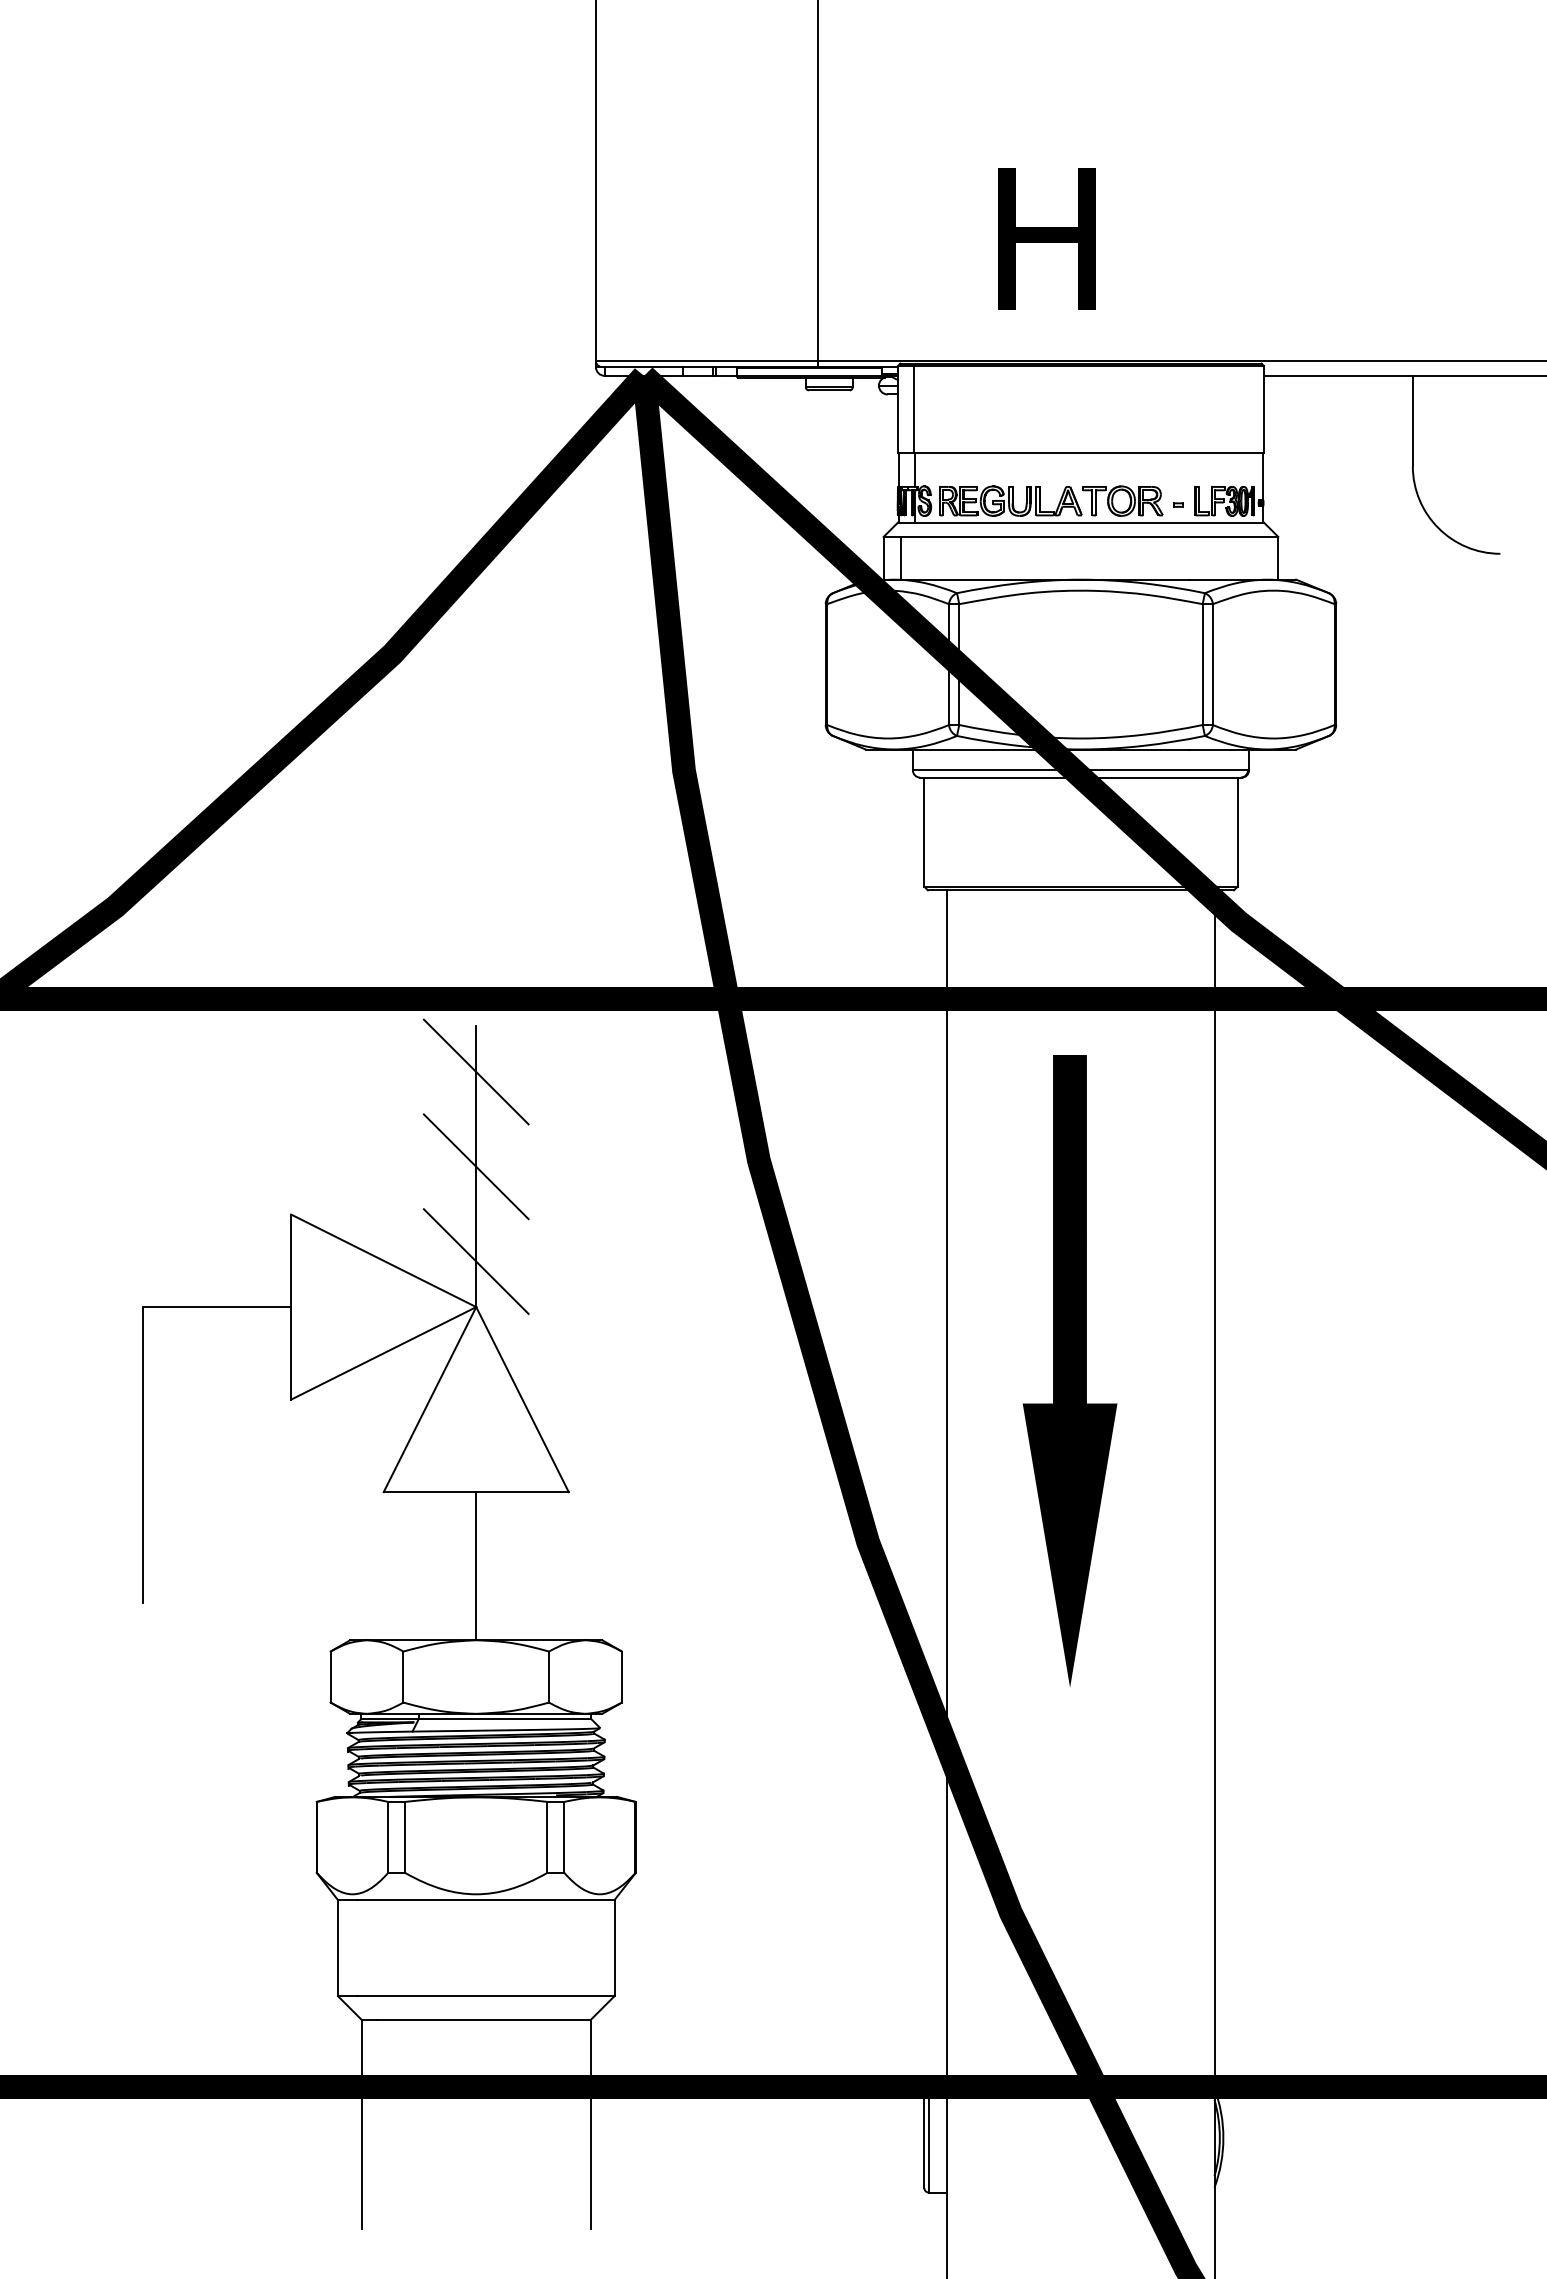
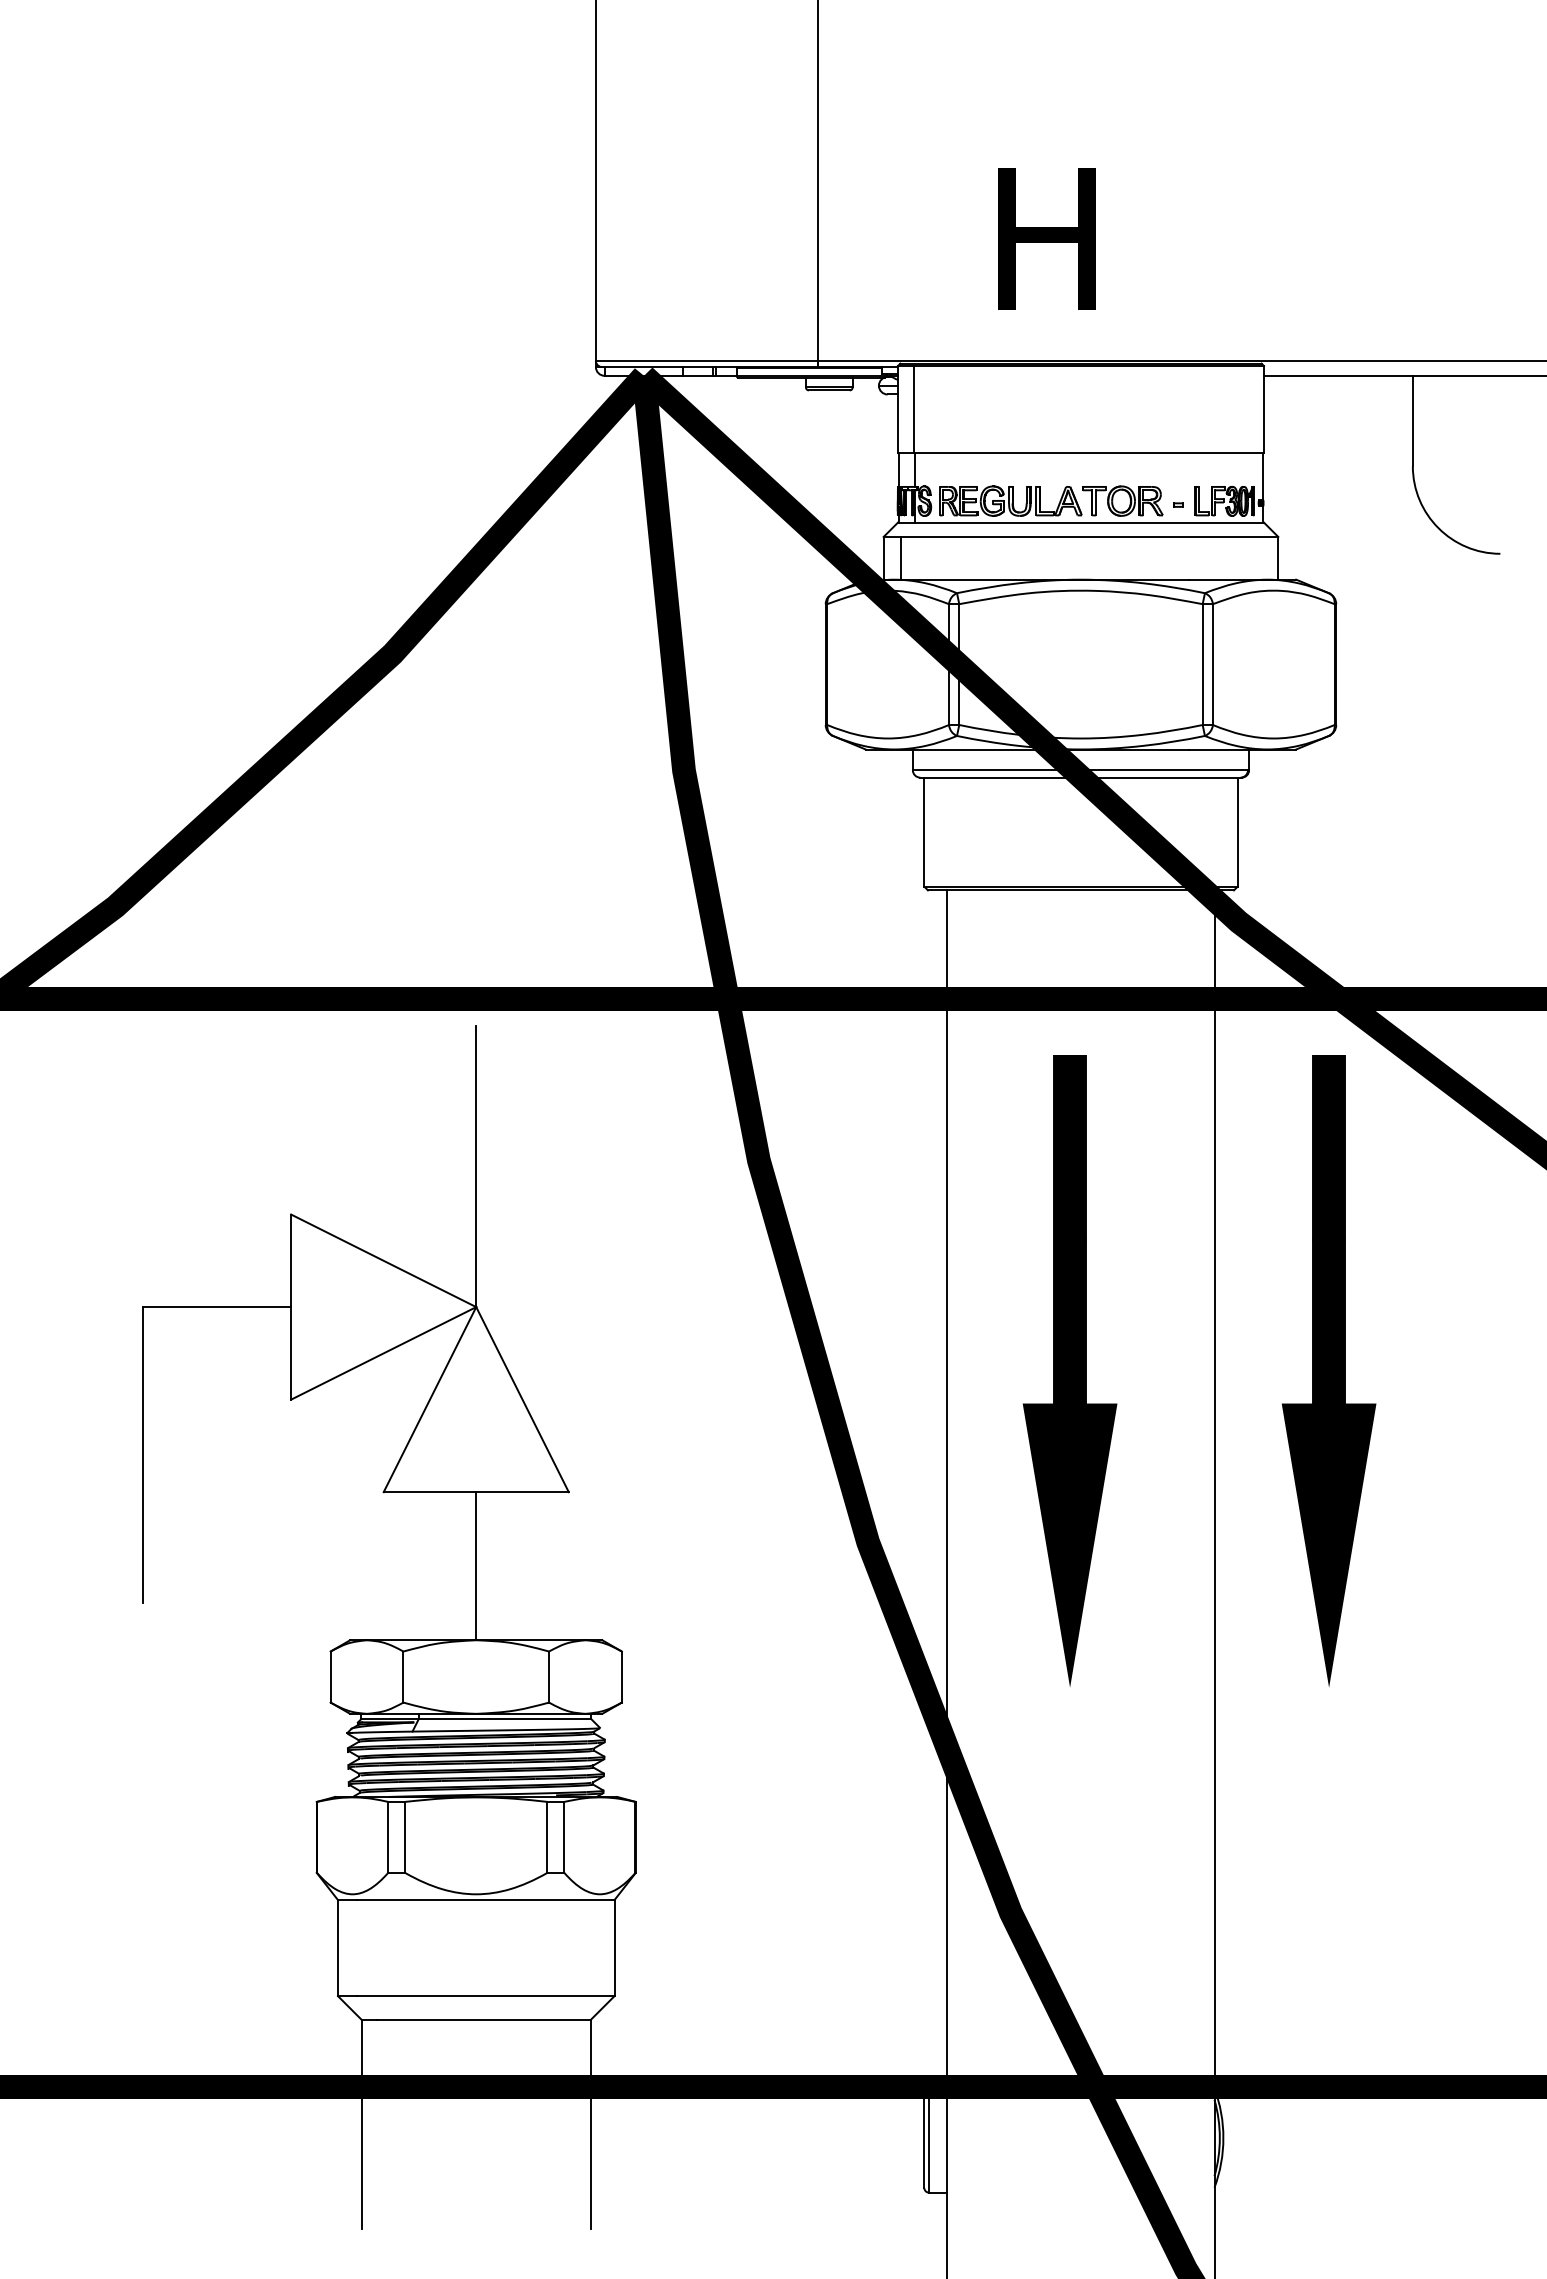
line: present -> none (475, 1071)
line: present -> none (475, 1166)
line: present -> none (475, 1261)
part: none -> present (1328, 1370)
